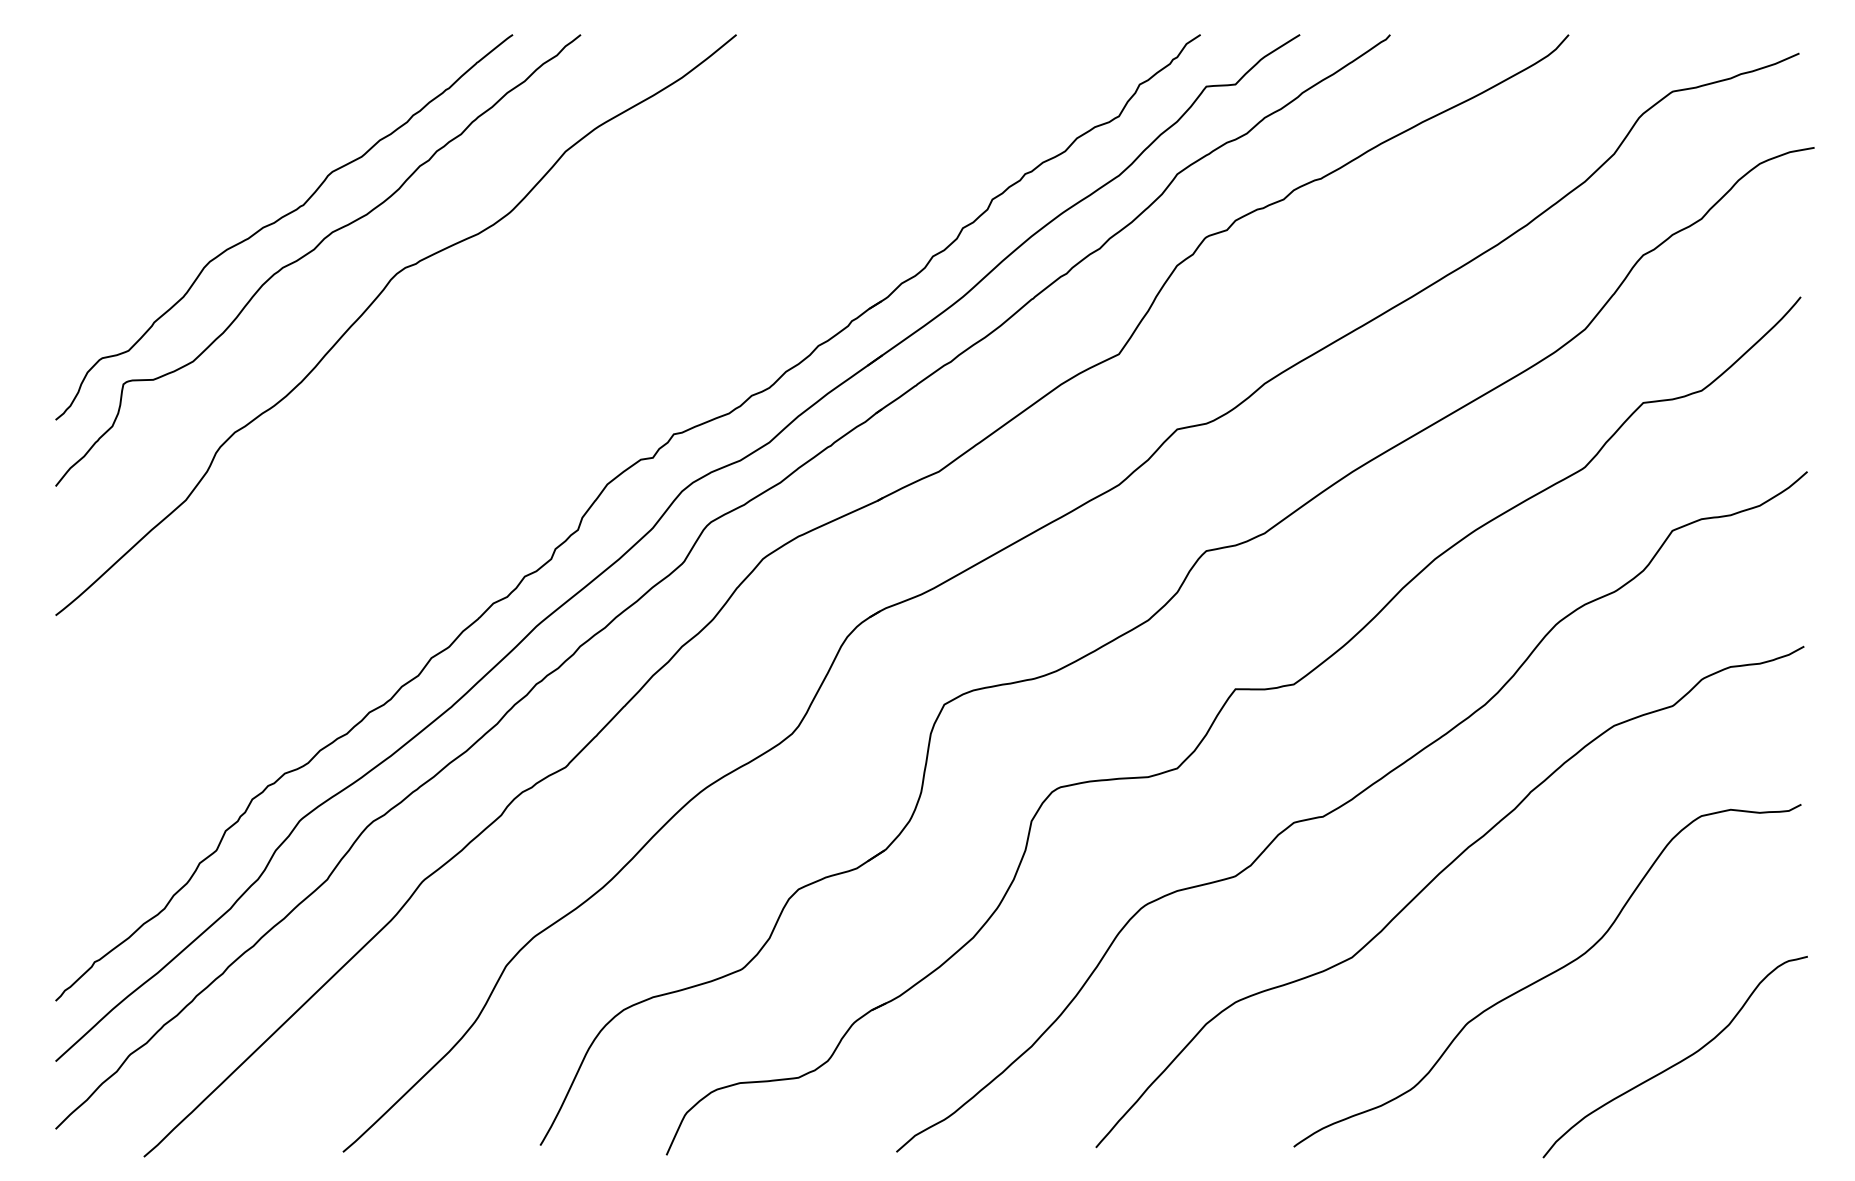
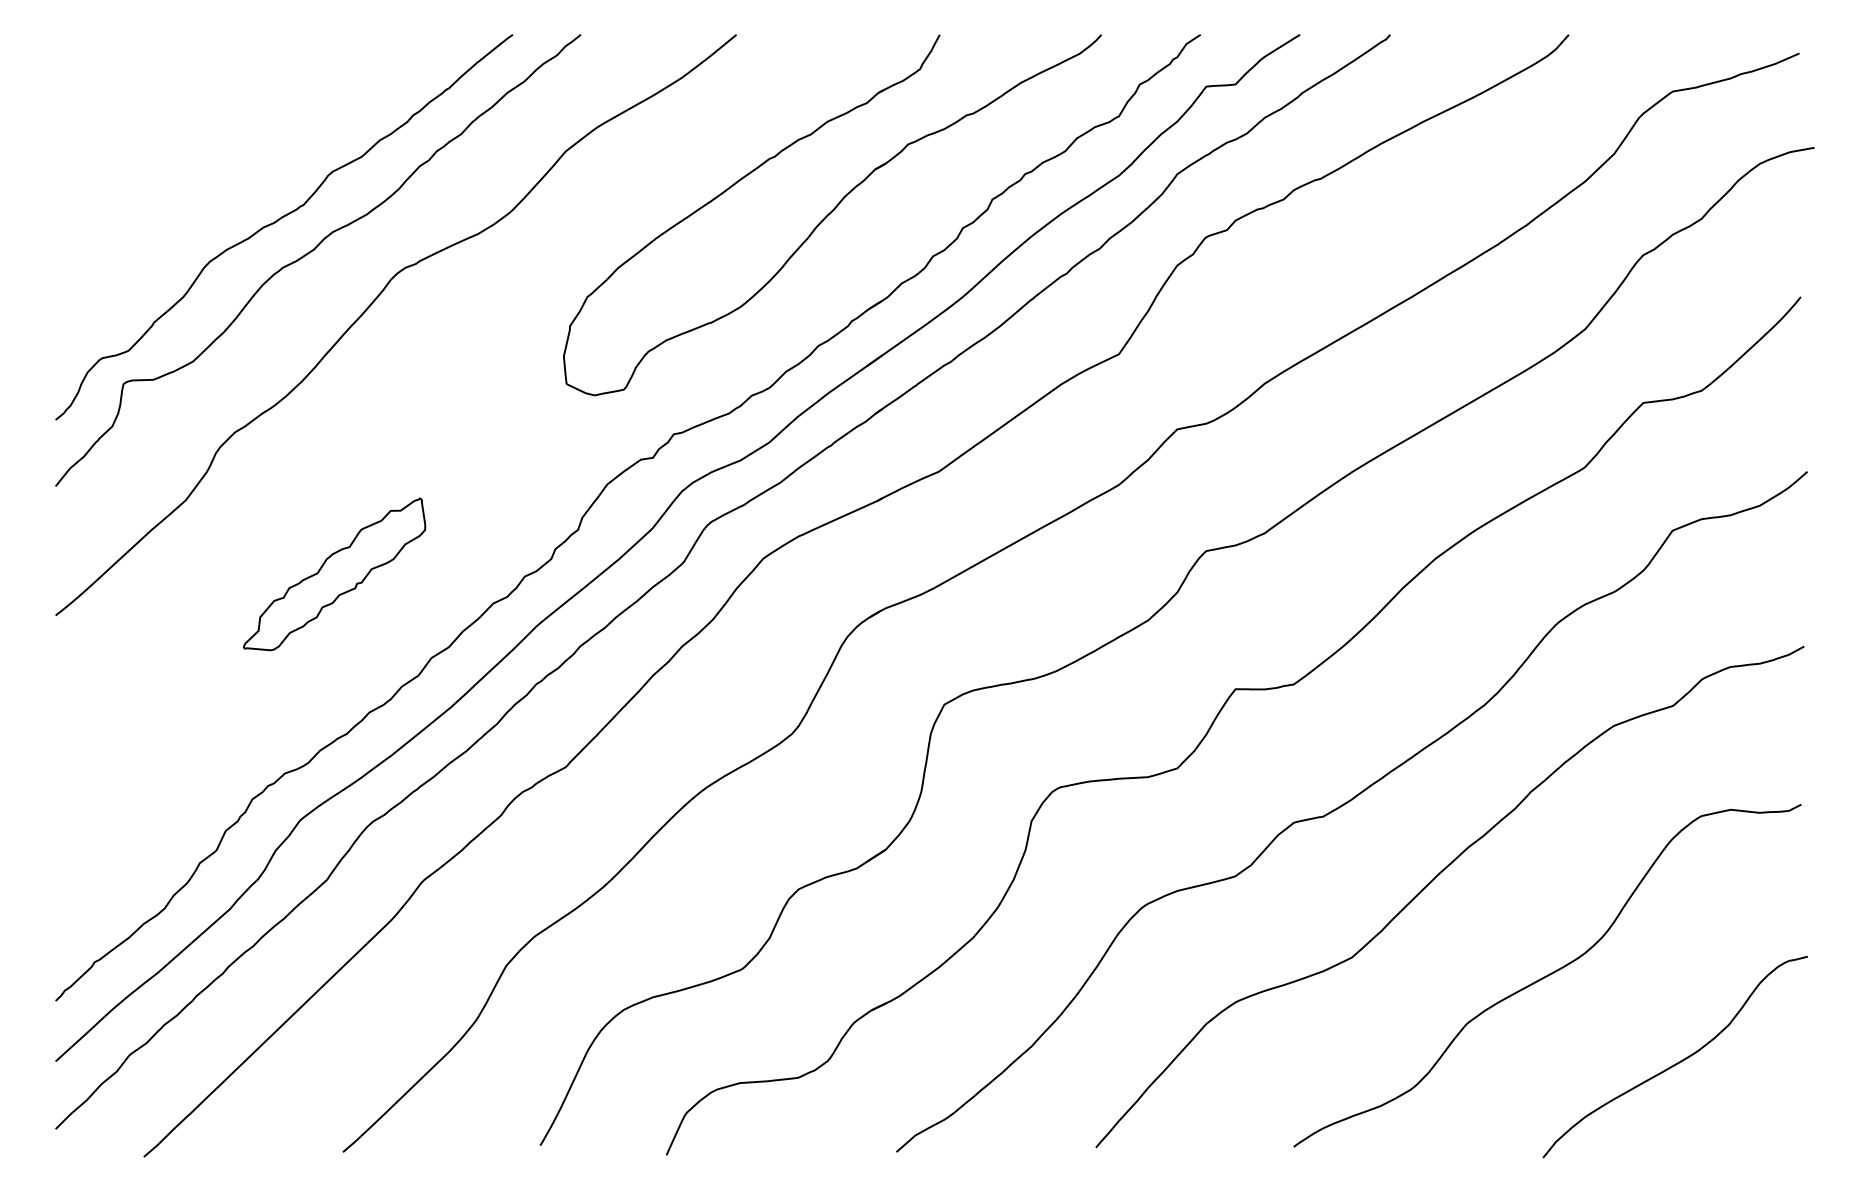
part: none -> present (832, 215)
part: none -> present (334, 574)
